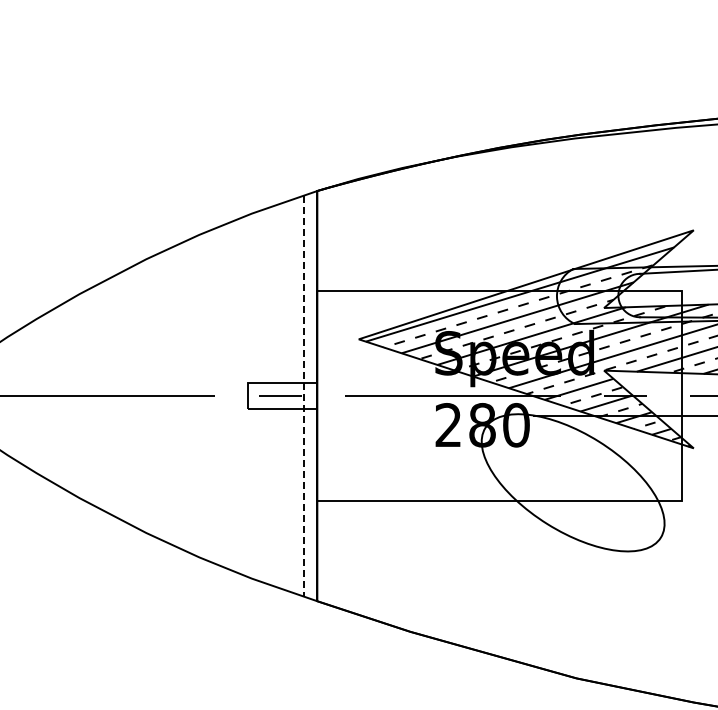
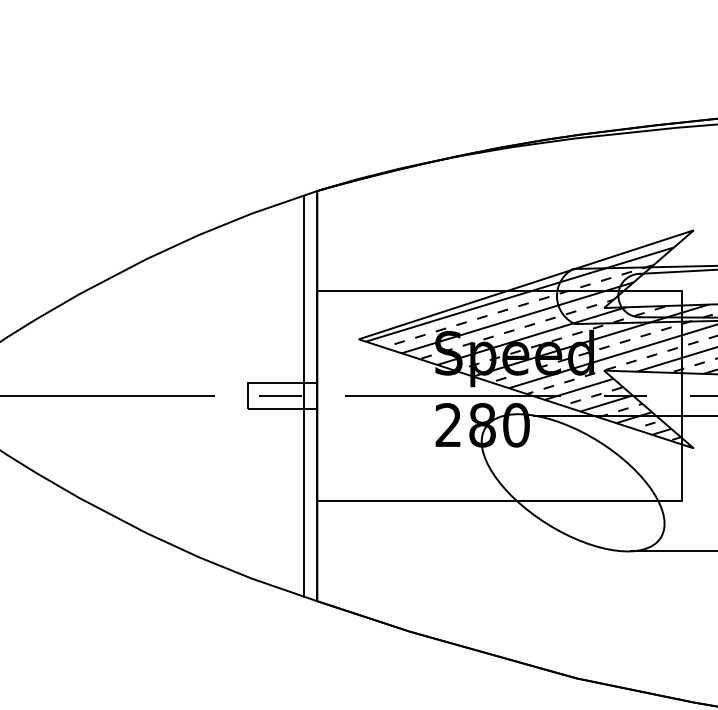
line: dashed -> solid (303, 396)
line: none -> present (672, 551)
